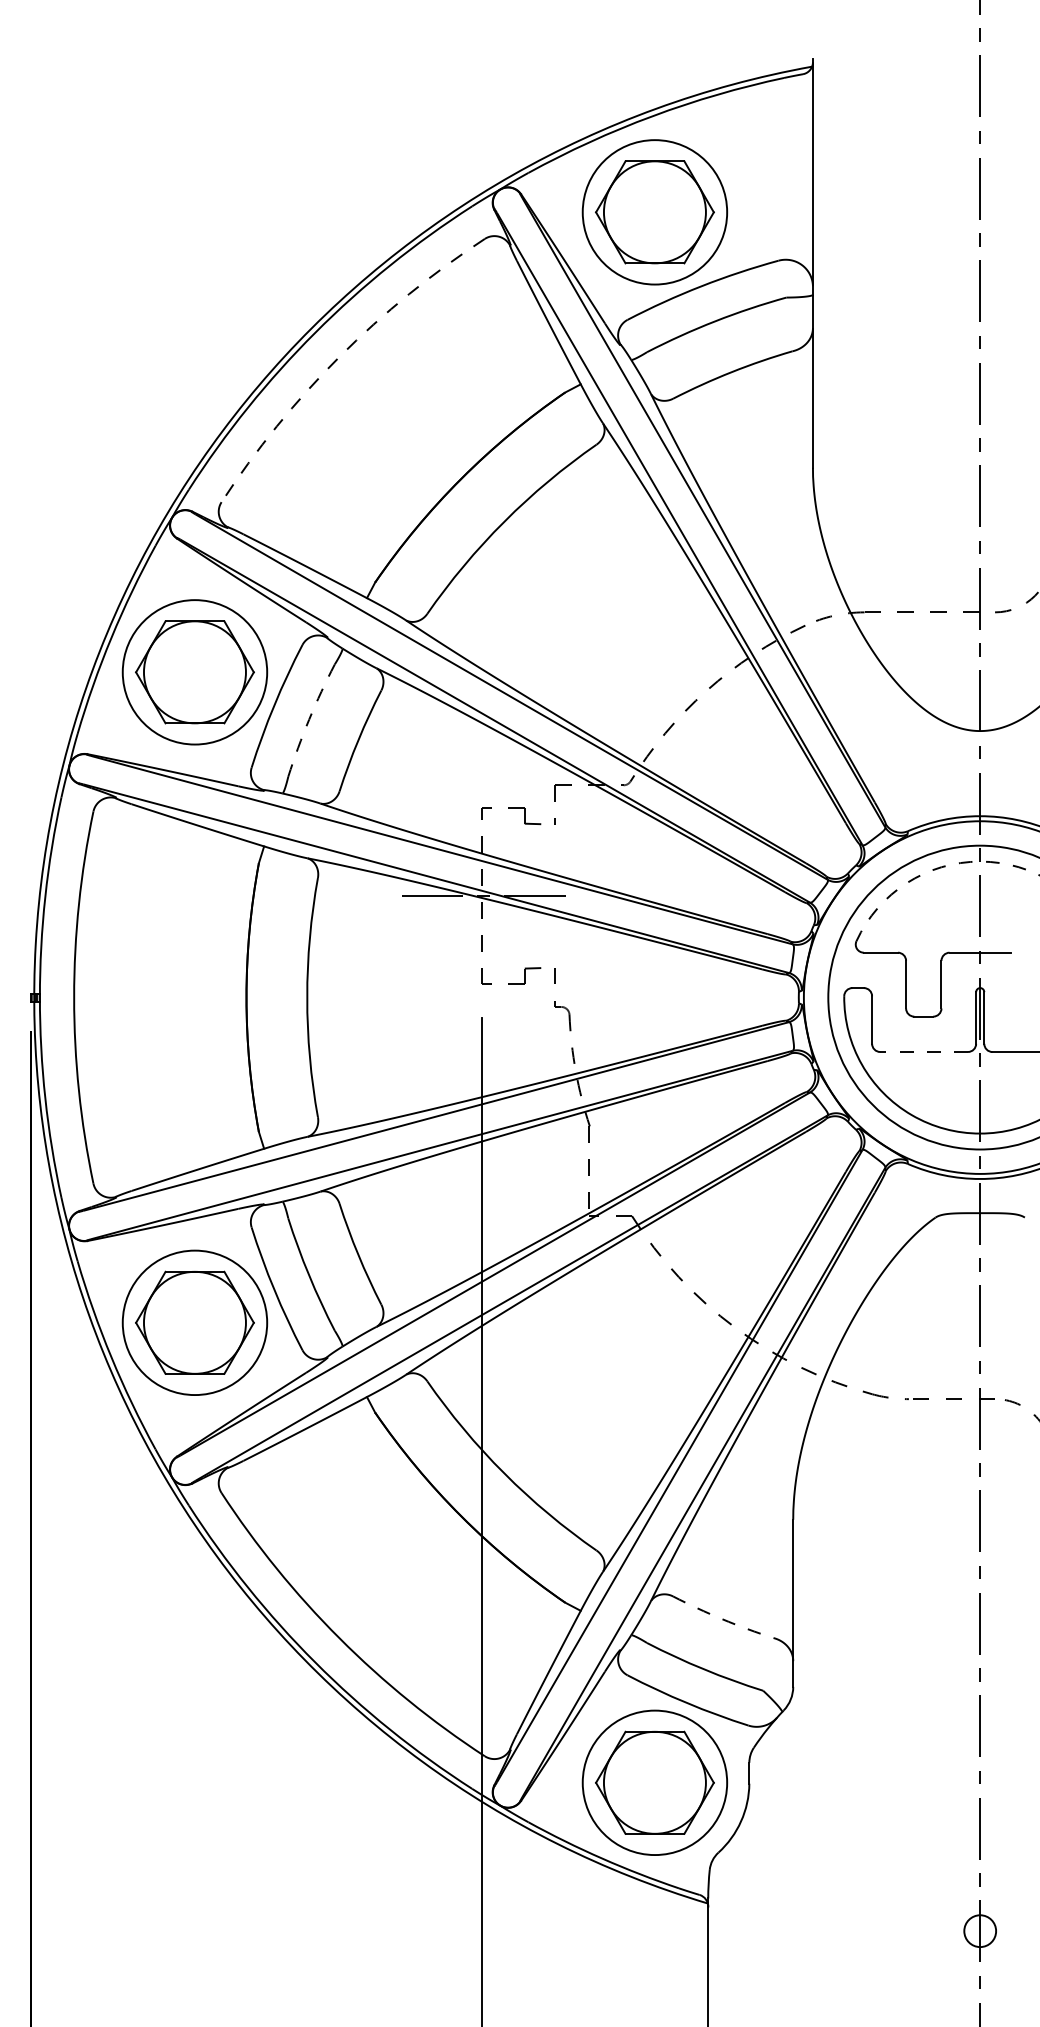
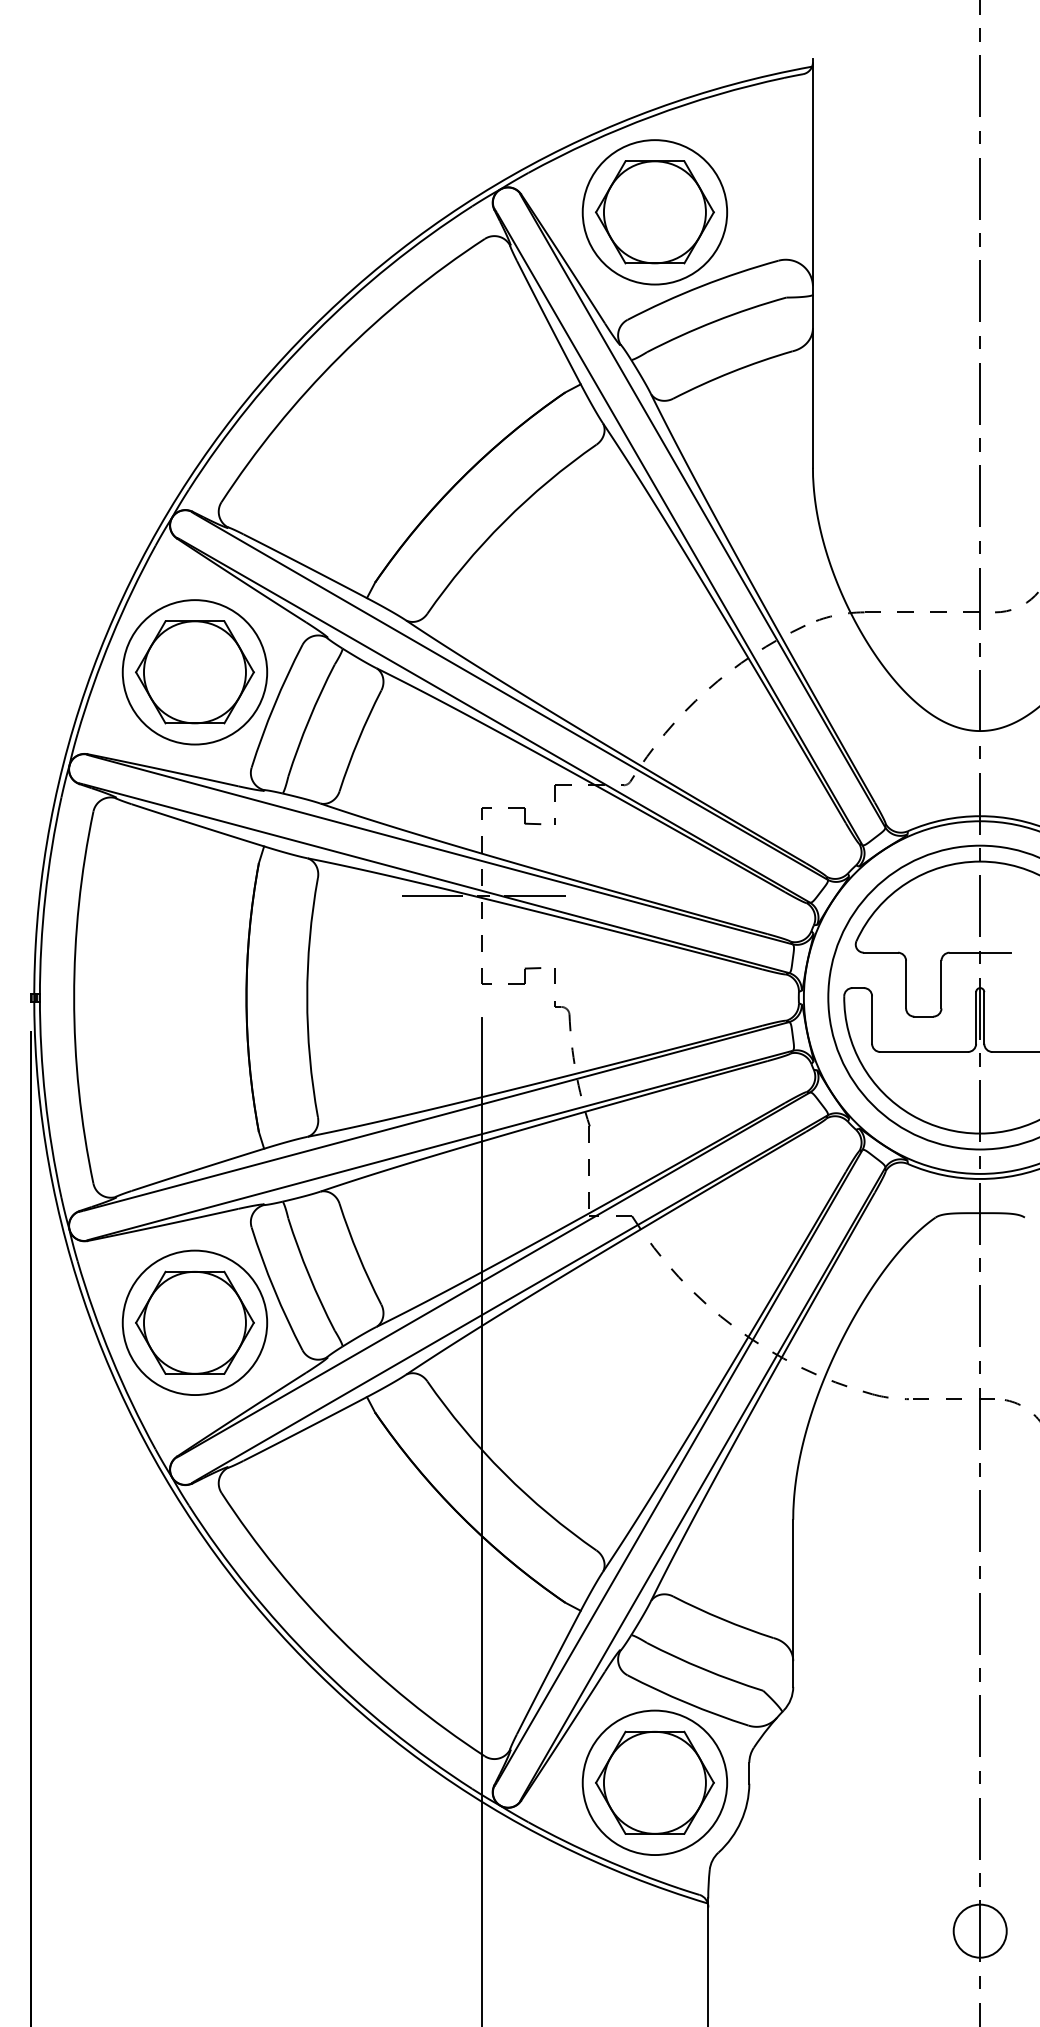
arc: dashed -> solid (339, 356)
arc: dashed -> solid (309, 719)
arc: dashed -> solid (933, 869)
line: dashed -> solid (924, 1052)
arc: dashed -> solid (722, 1619)
circle diameter: 32 px -> 53 px (979, 1930)
